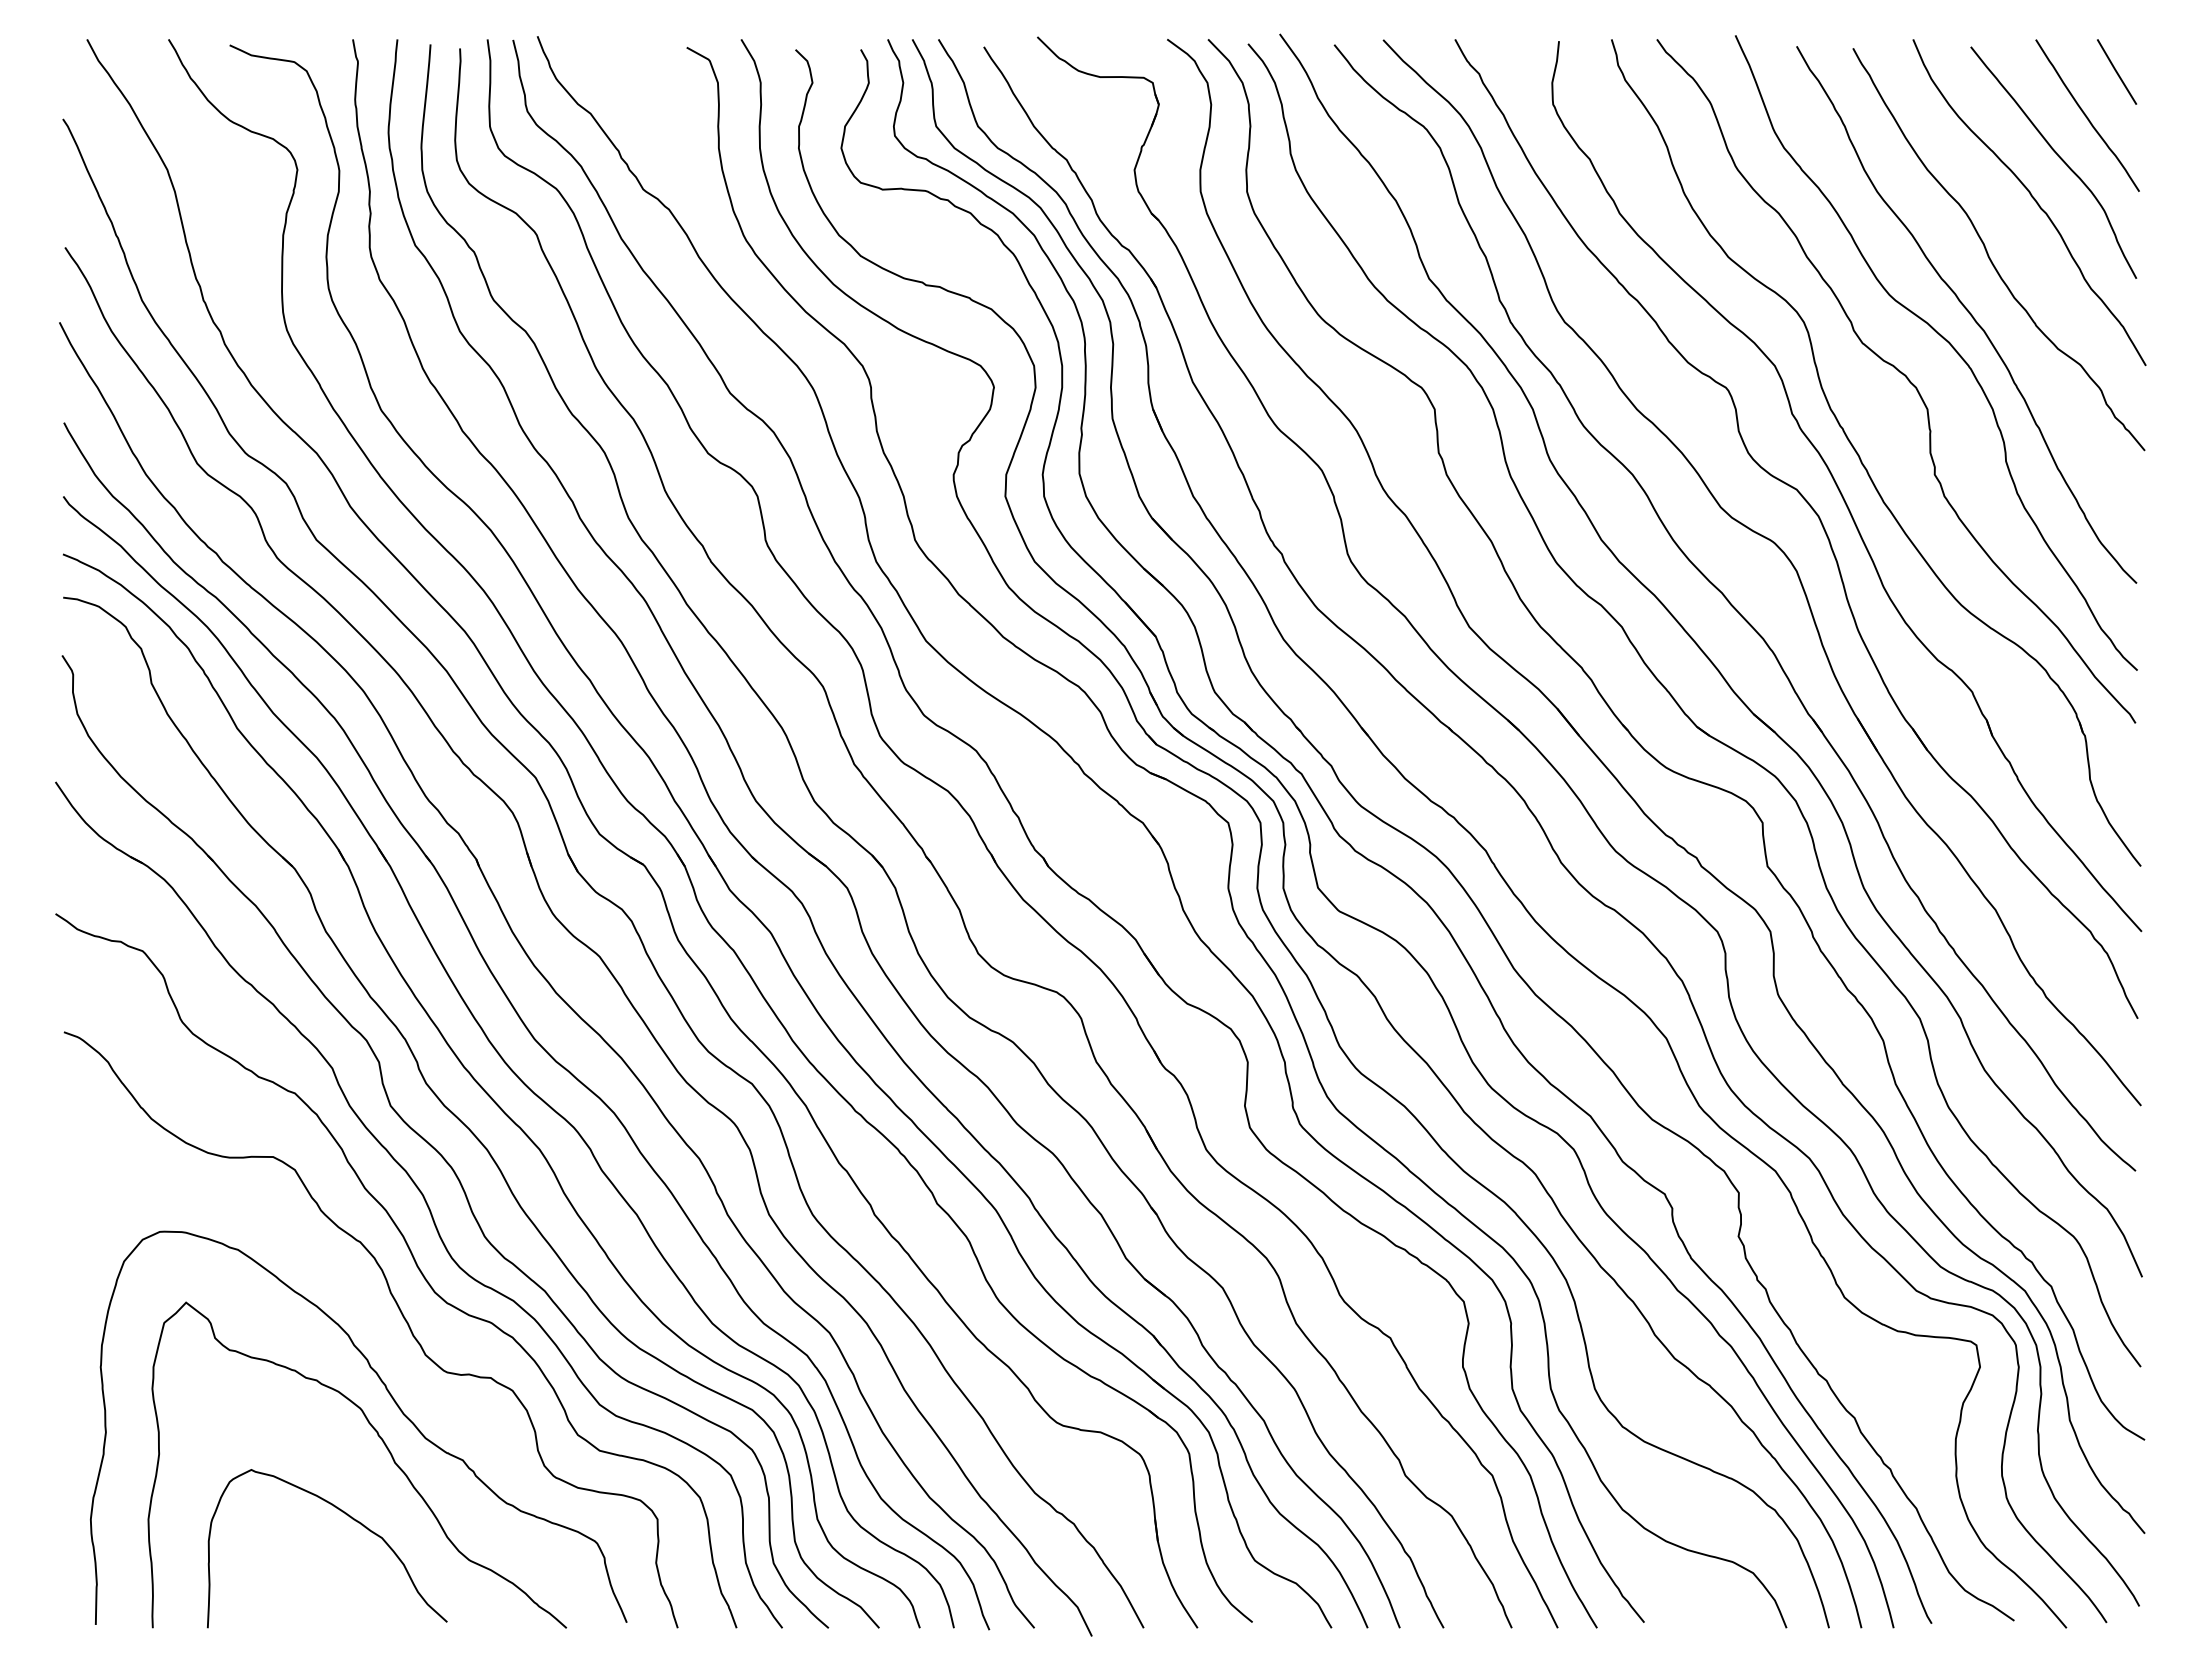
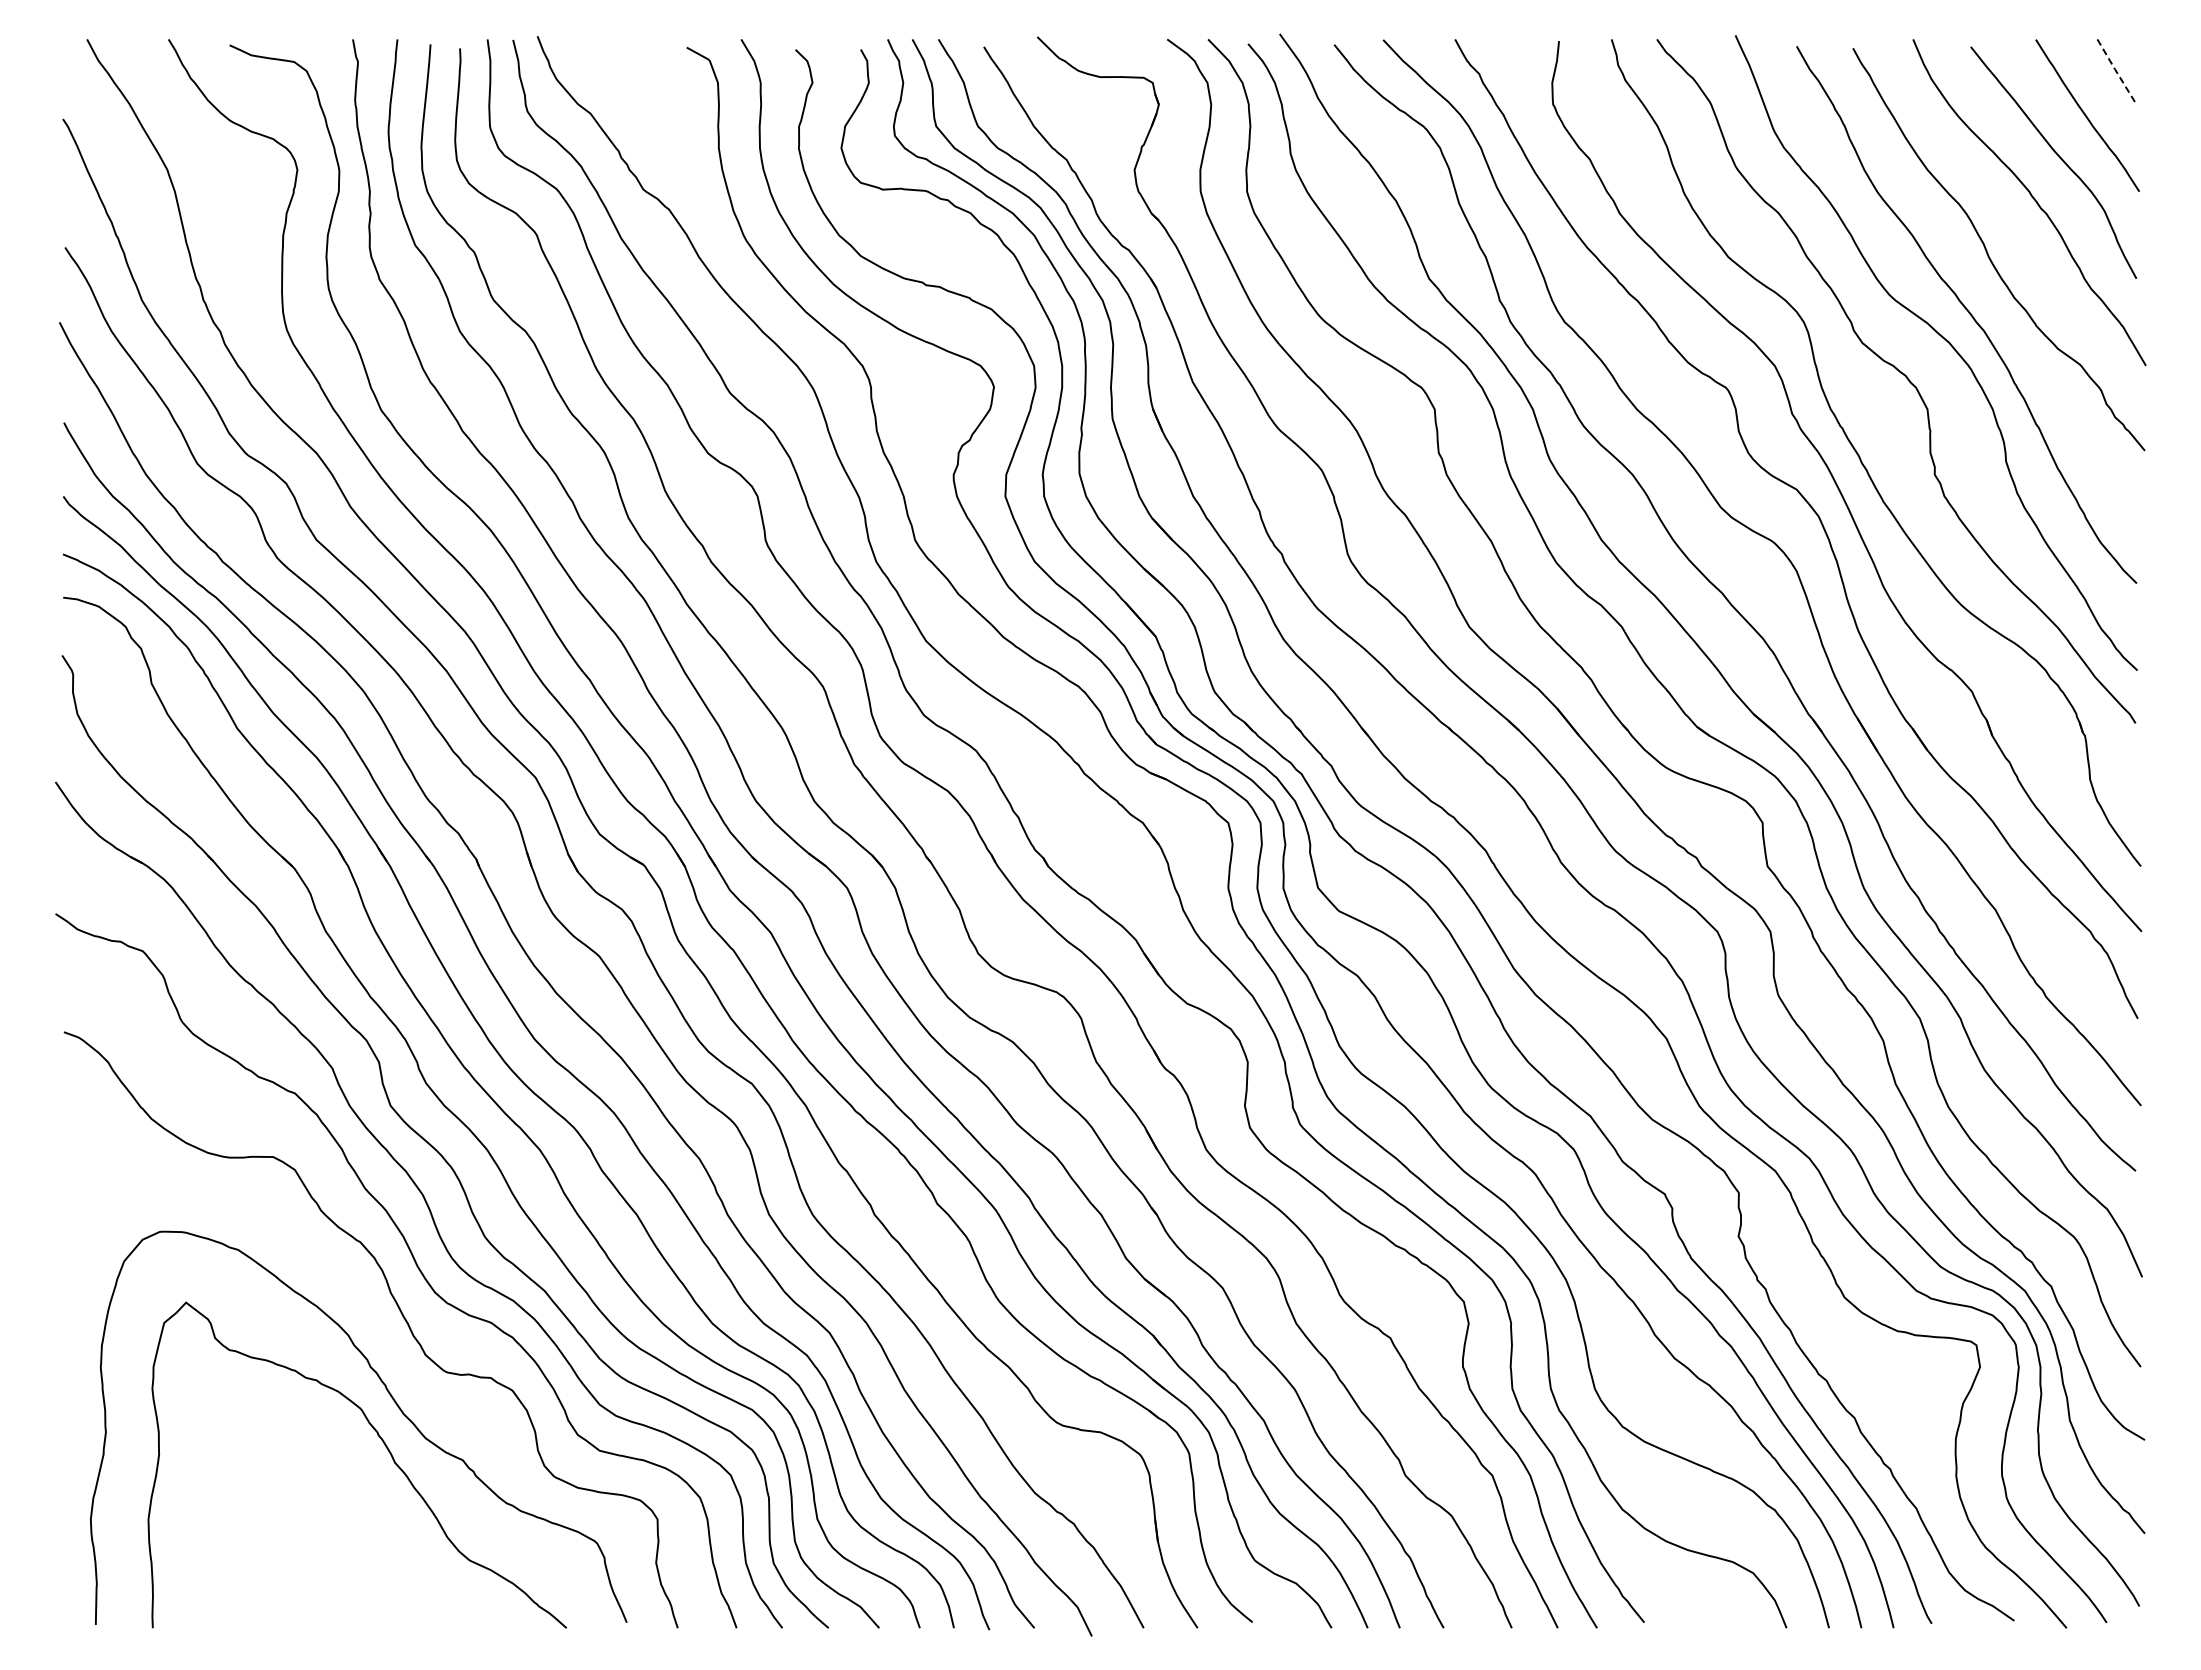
line: solid -> dashed (2116, 71)
curve: present -> none (349, 1517)
